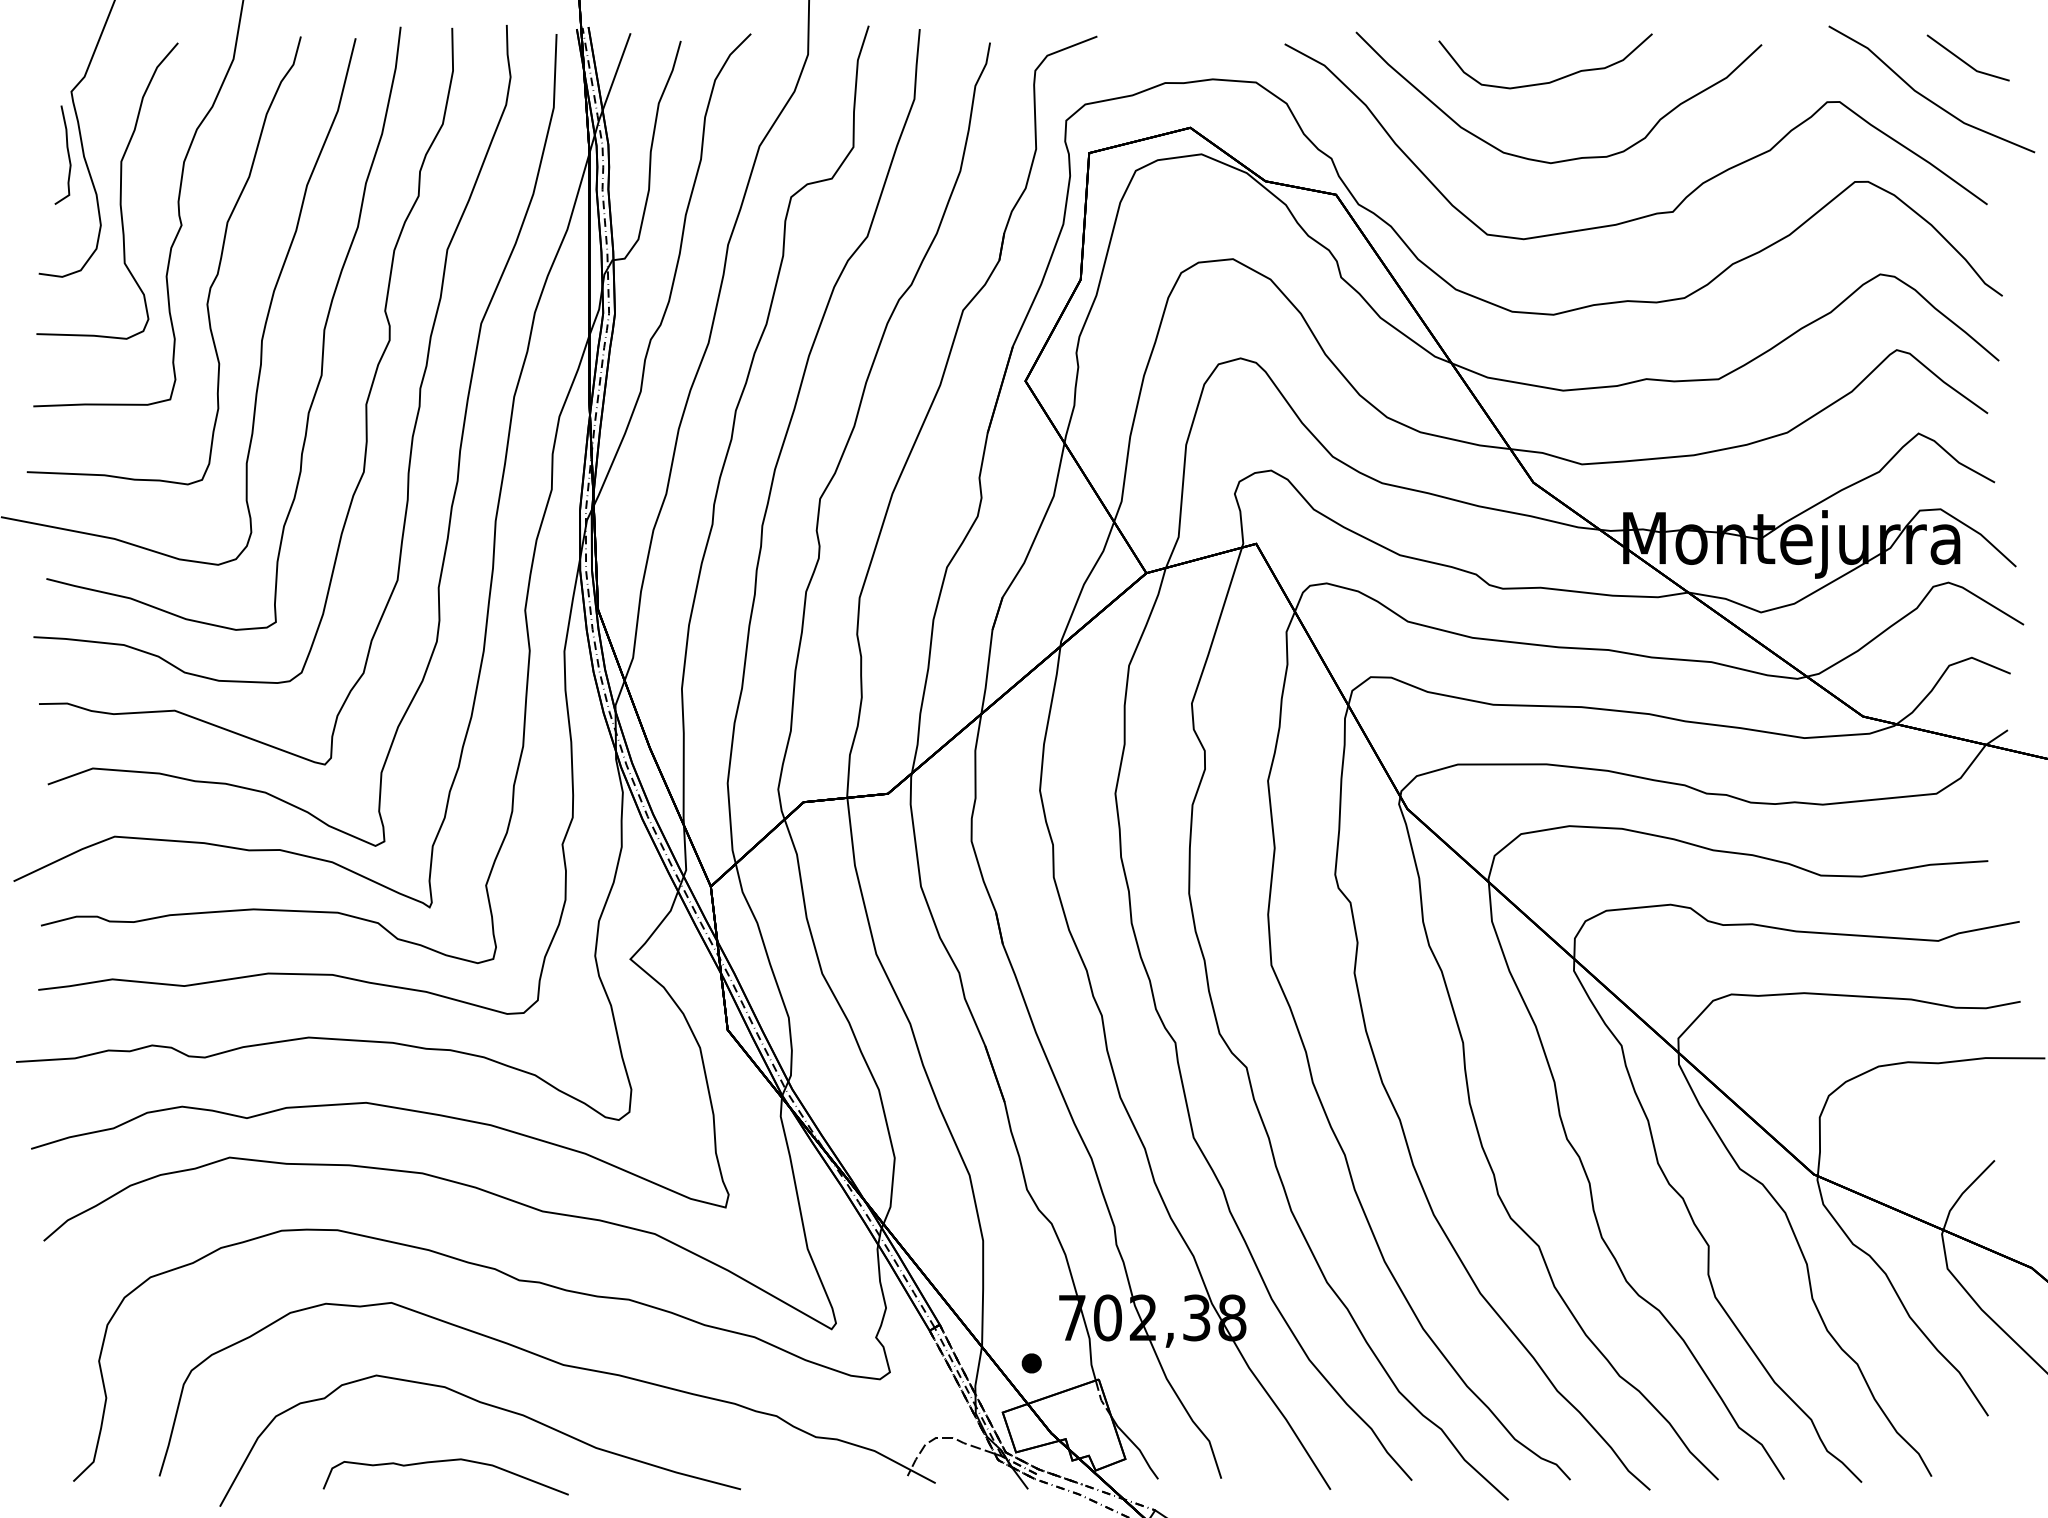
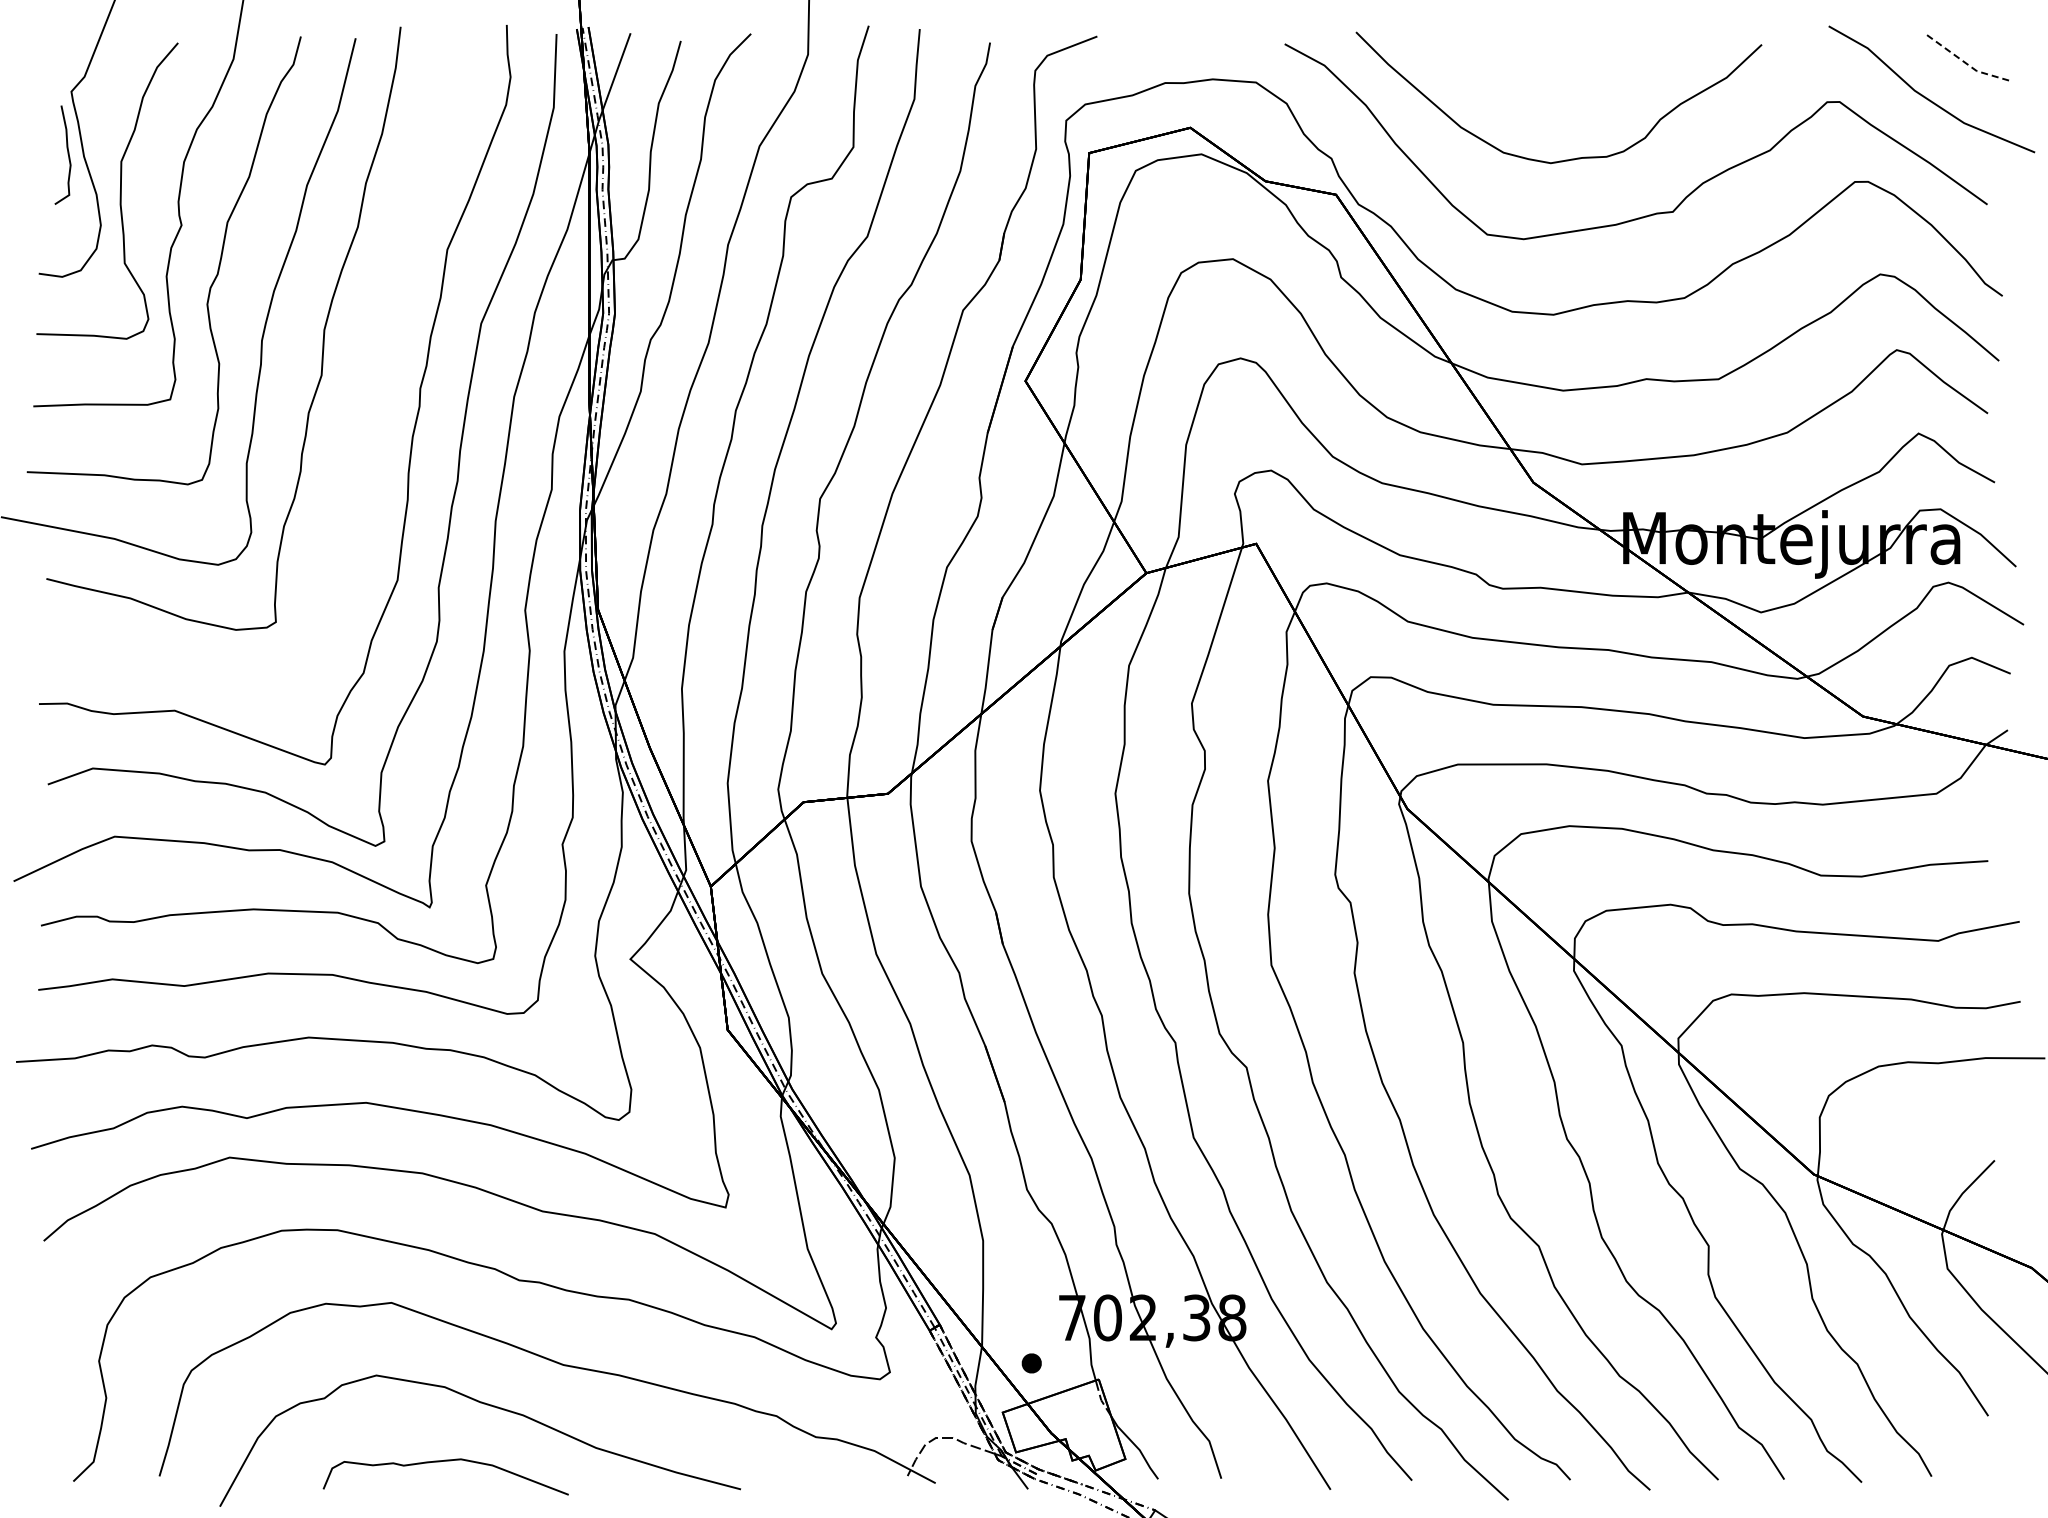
line: solid -> dashed (1966, 63)
curve: present -> none (1552, 80)
curve: present -> none (369, 389)
